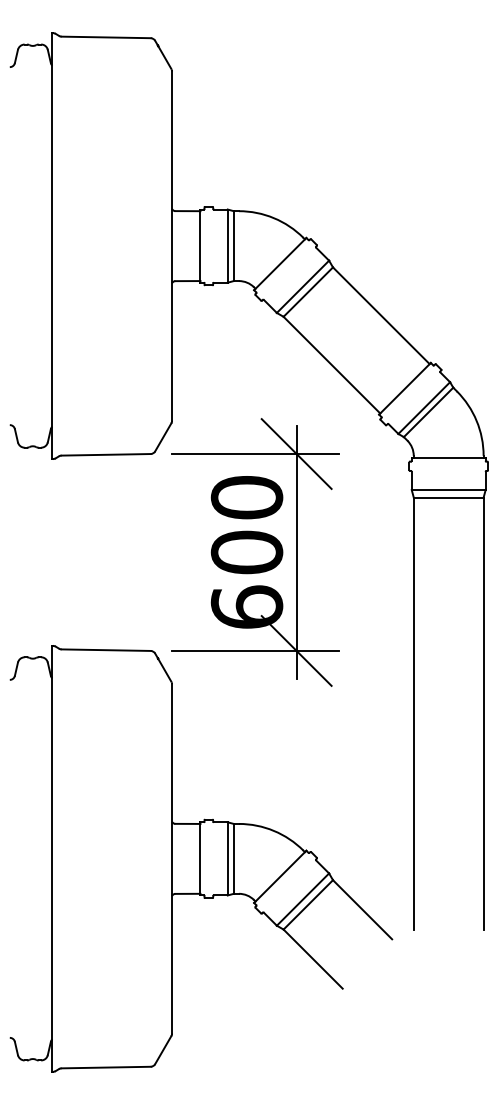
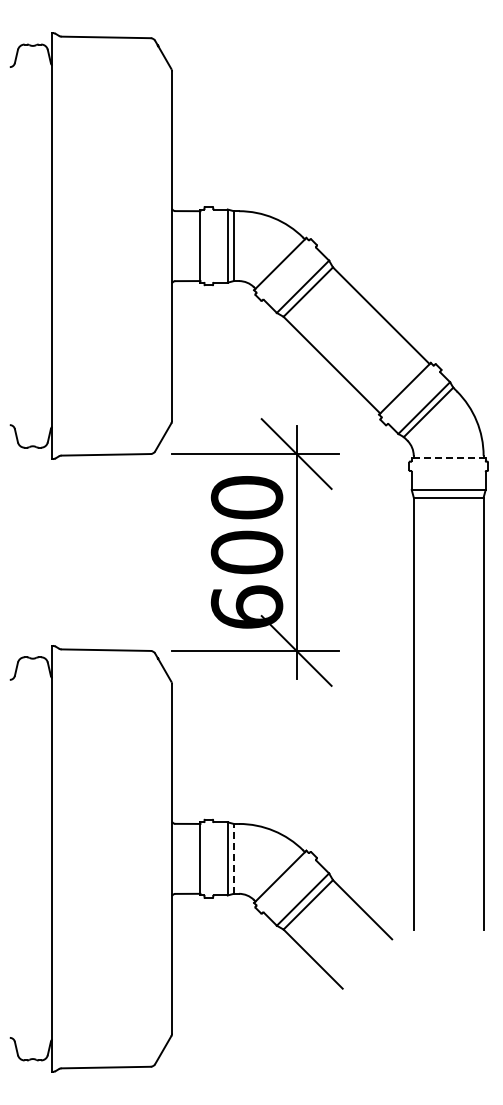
line: solid -> dashed (448, 457)
line: solid -> dashed (233, 858)
